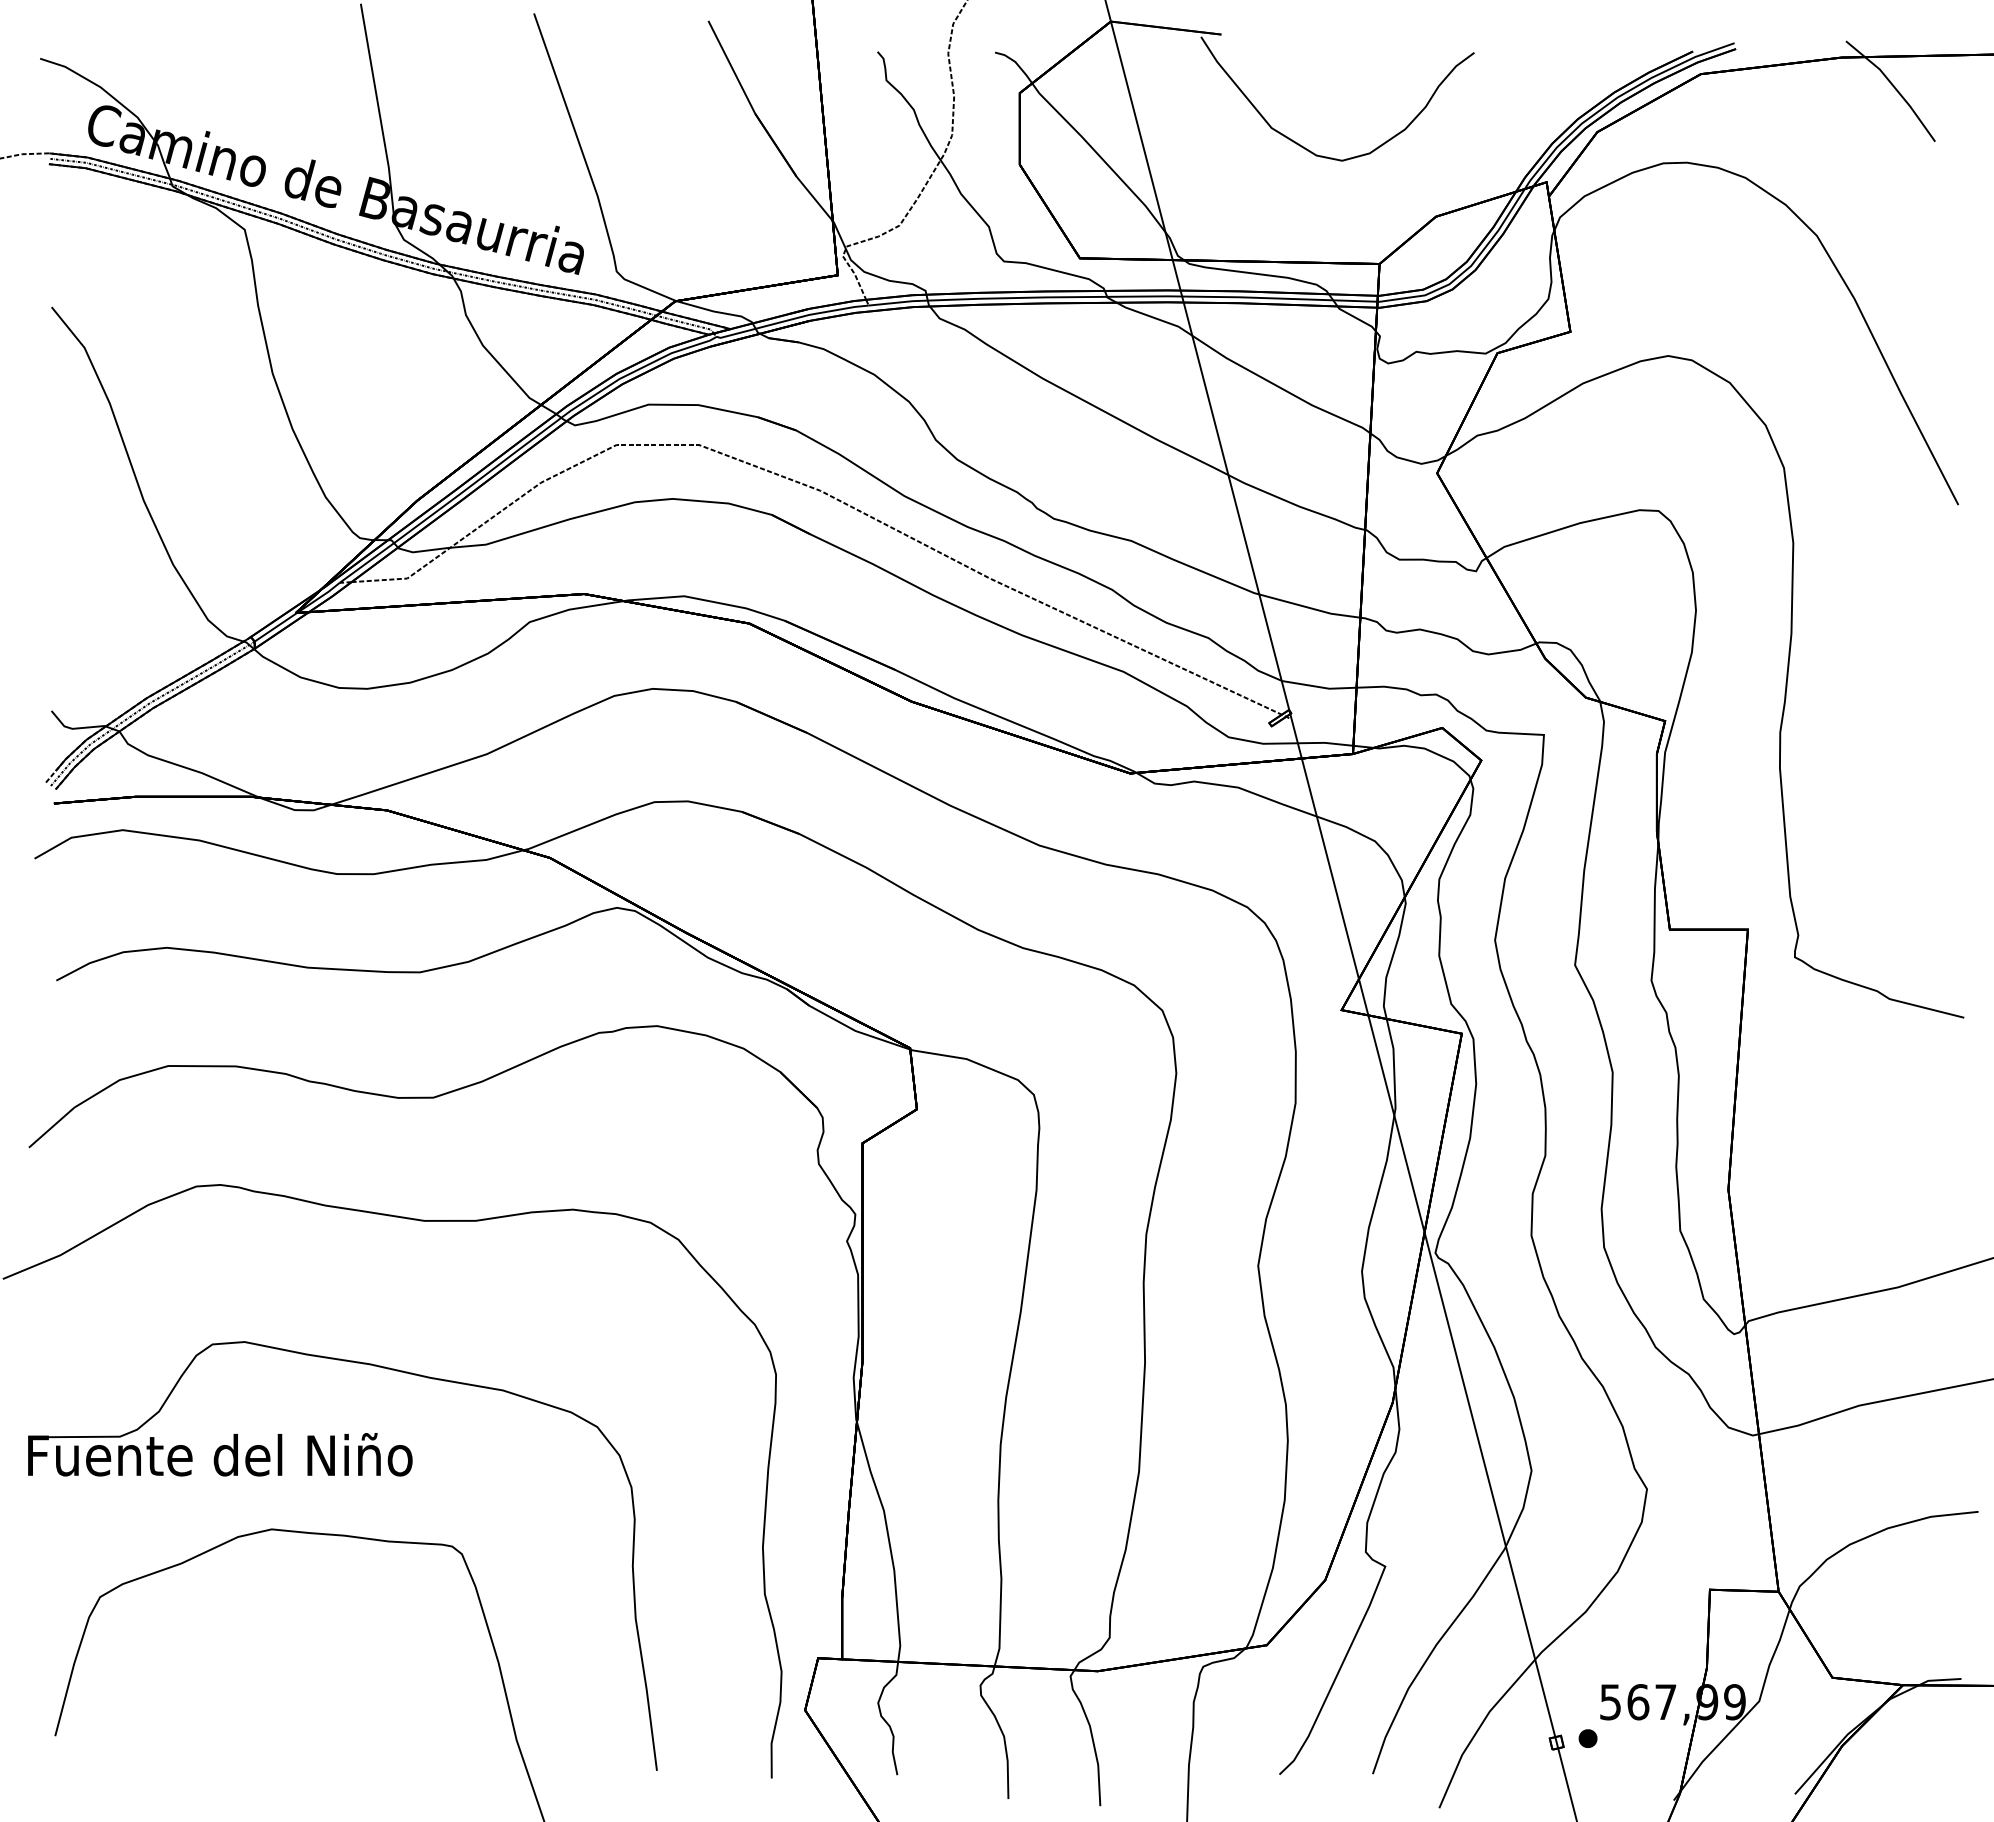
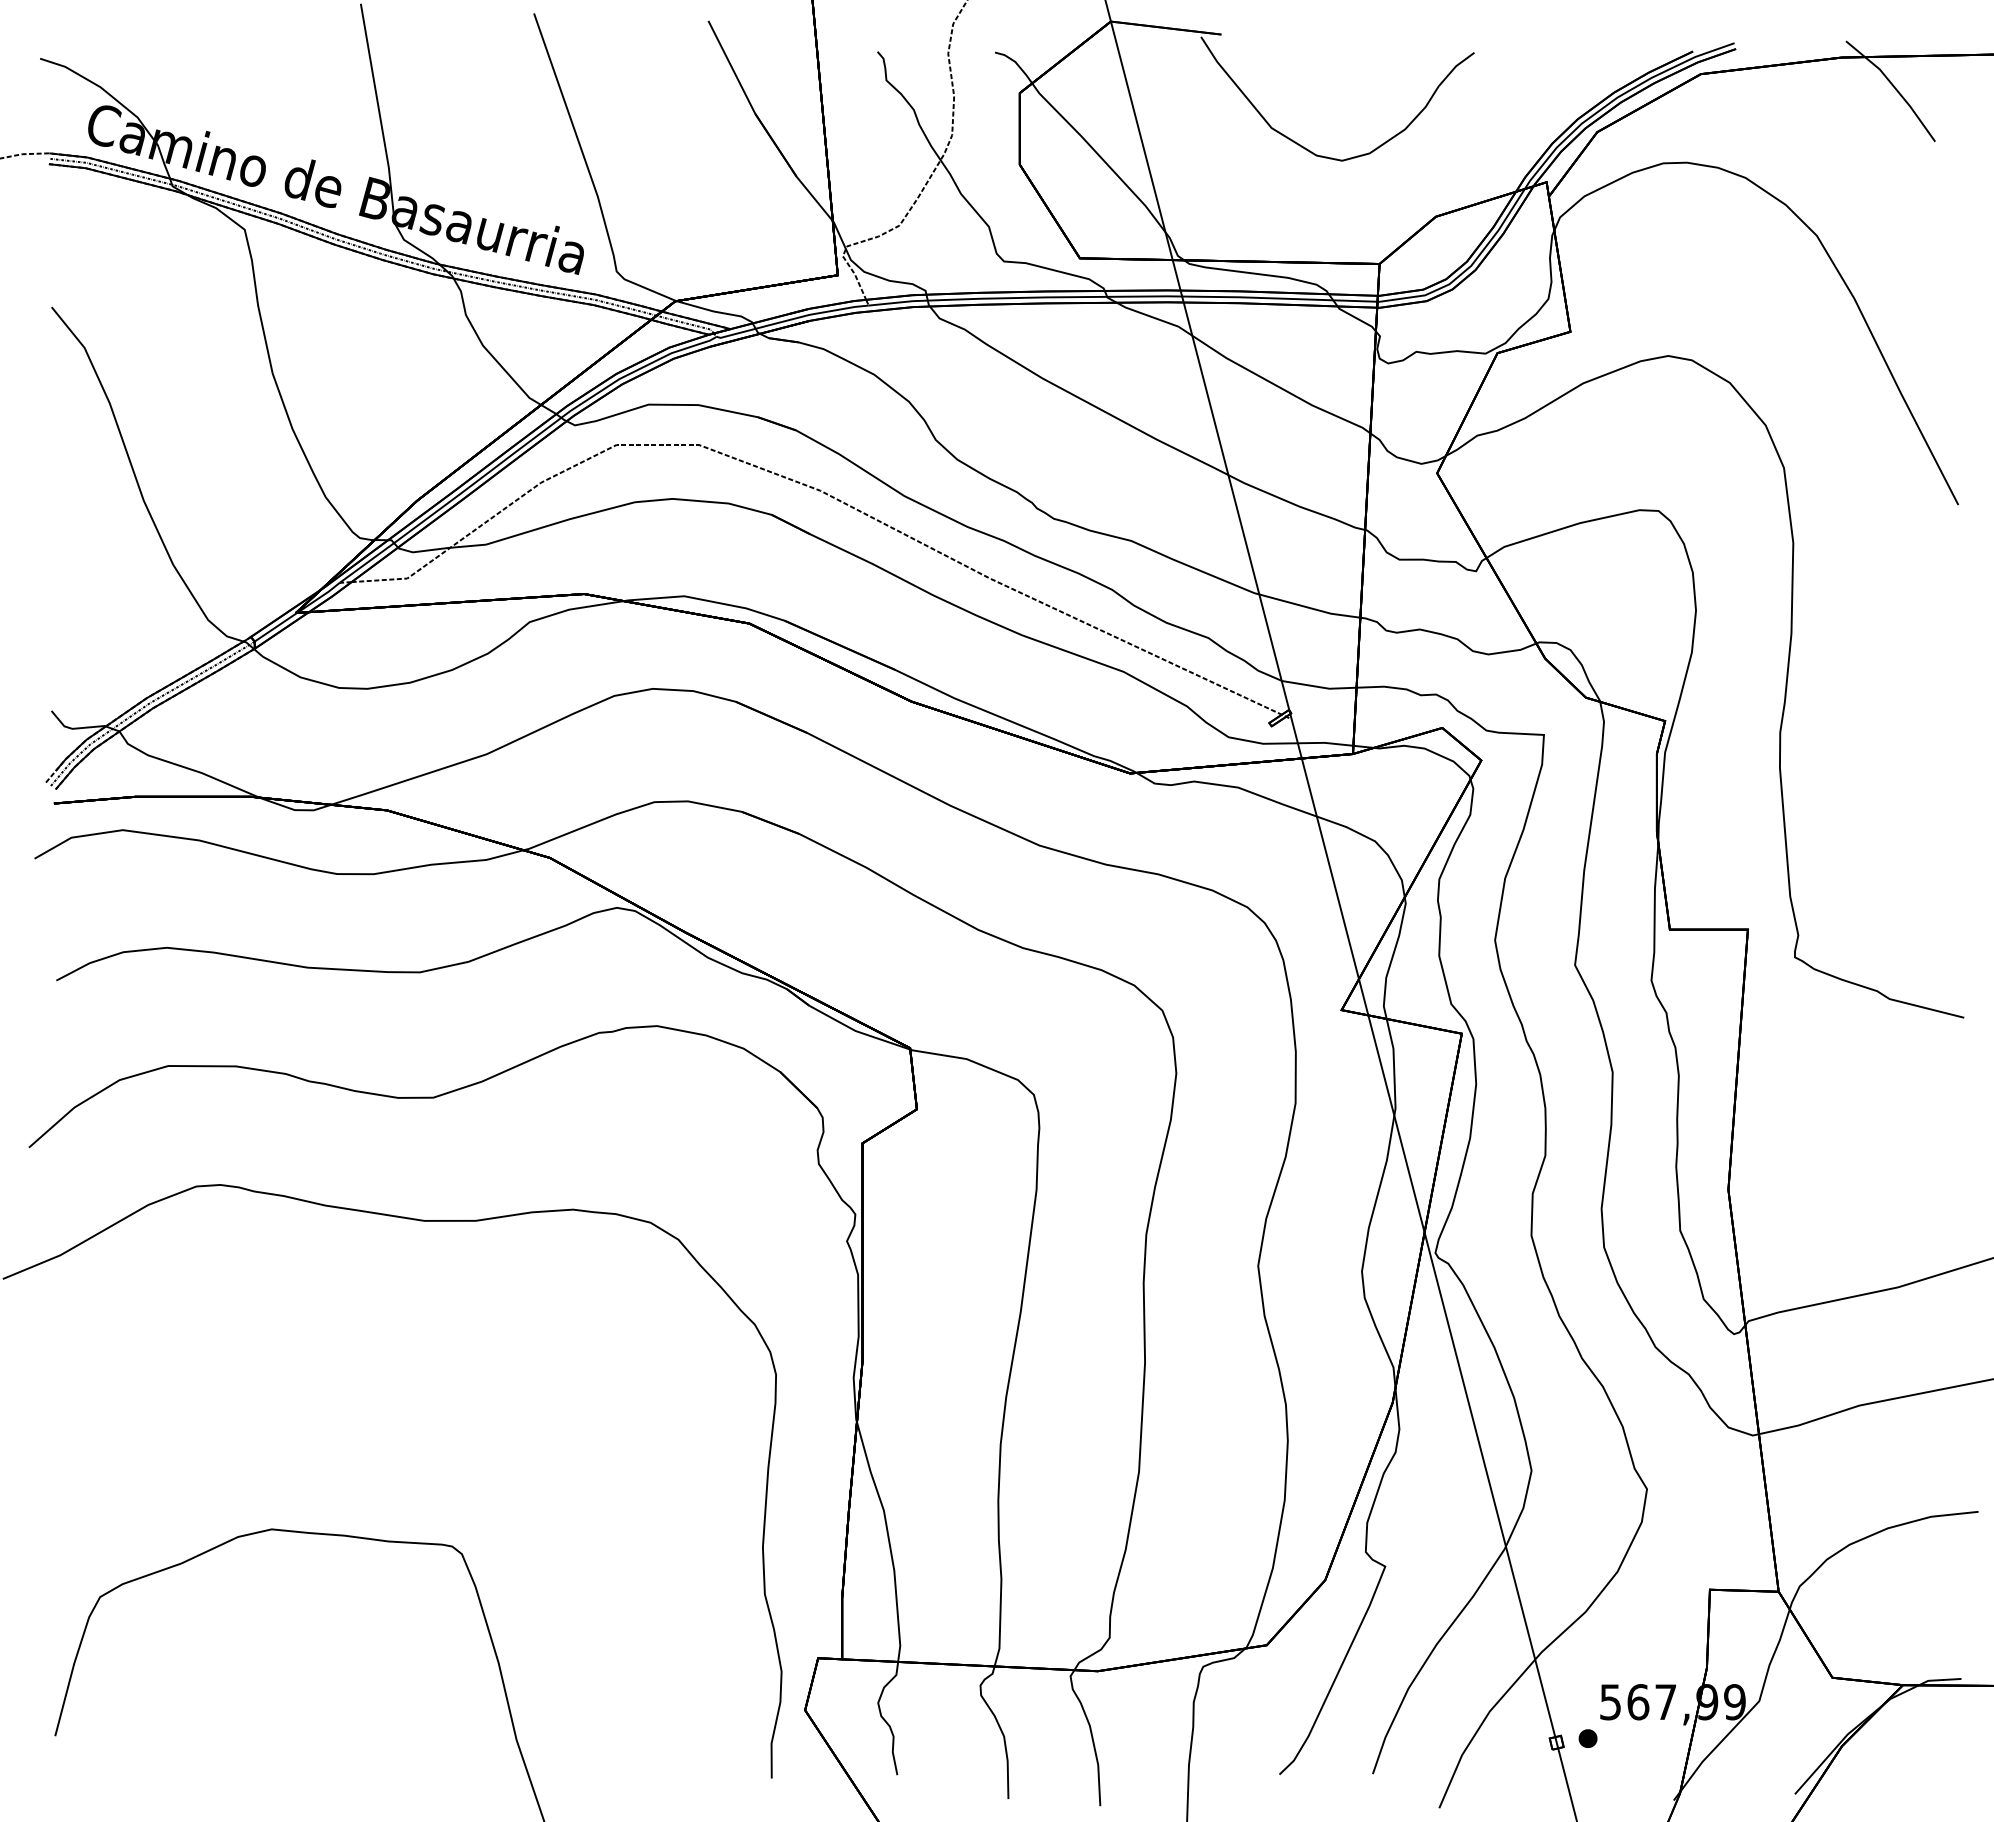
part: present -> none (344, 1475)
